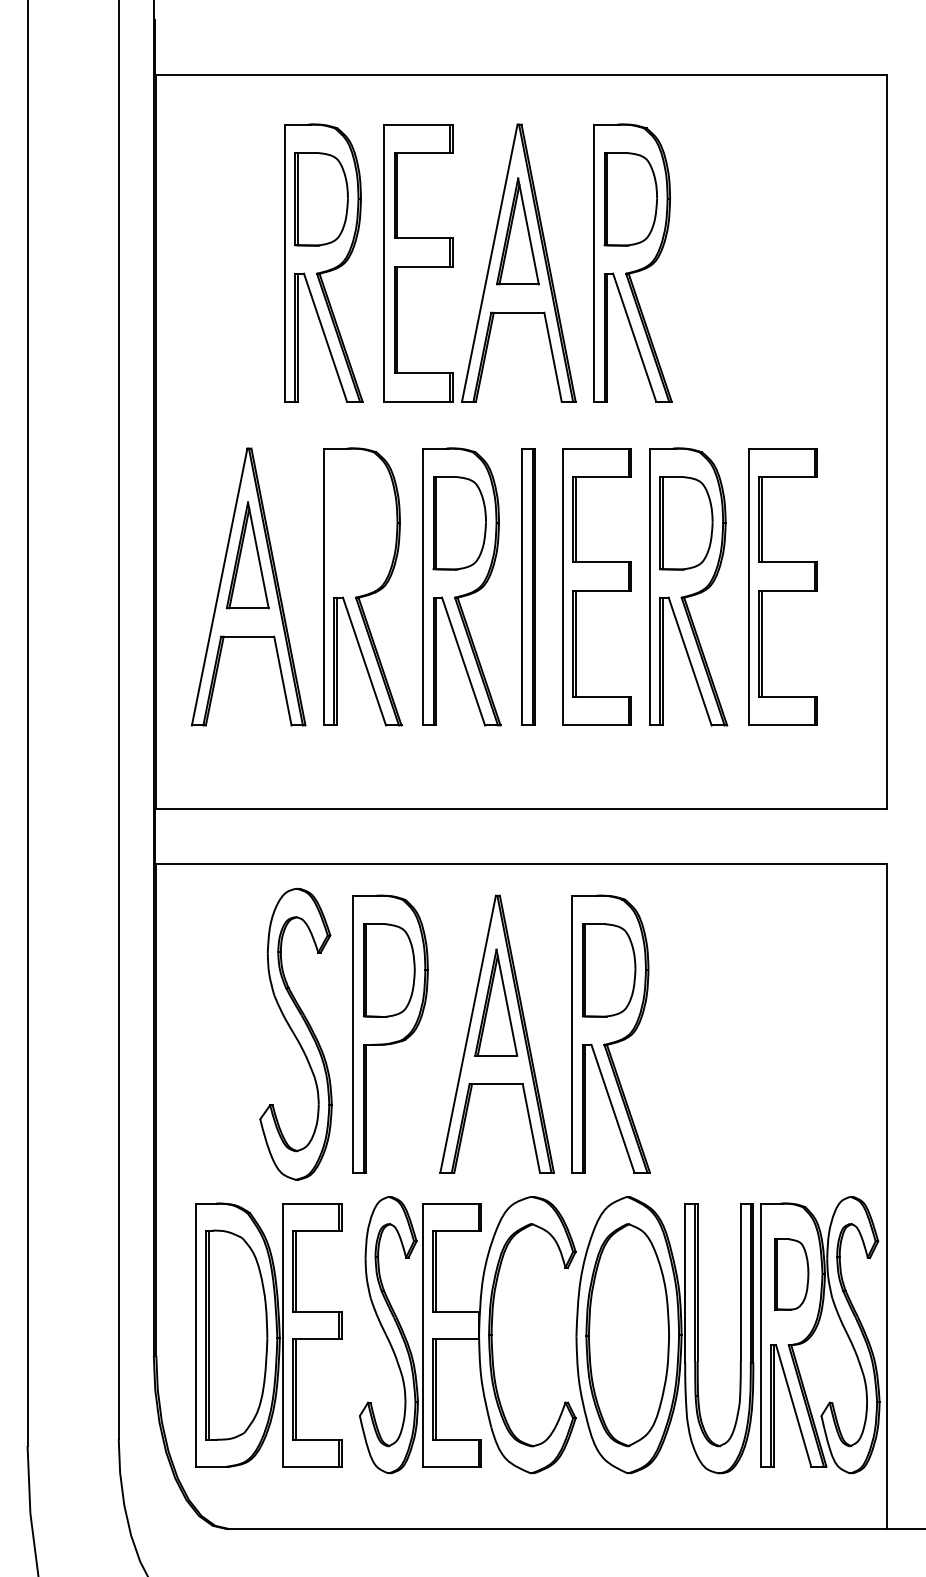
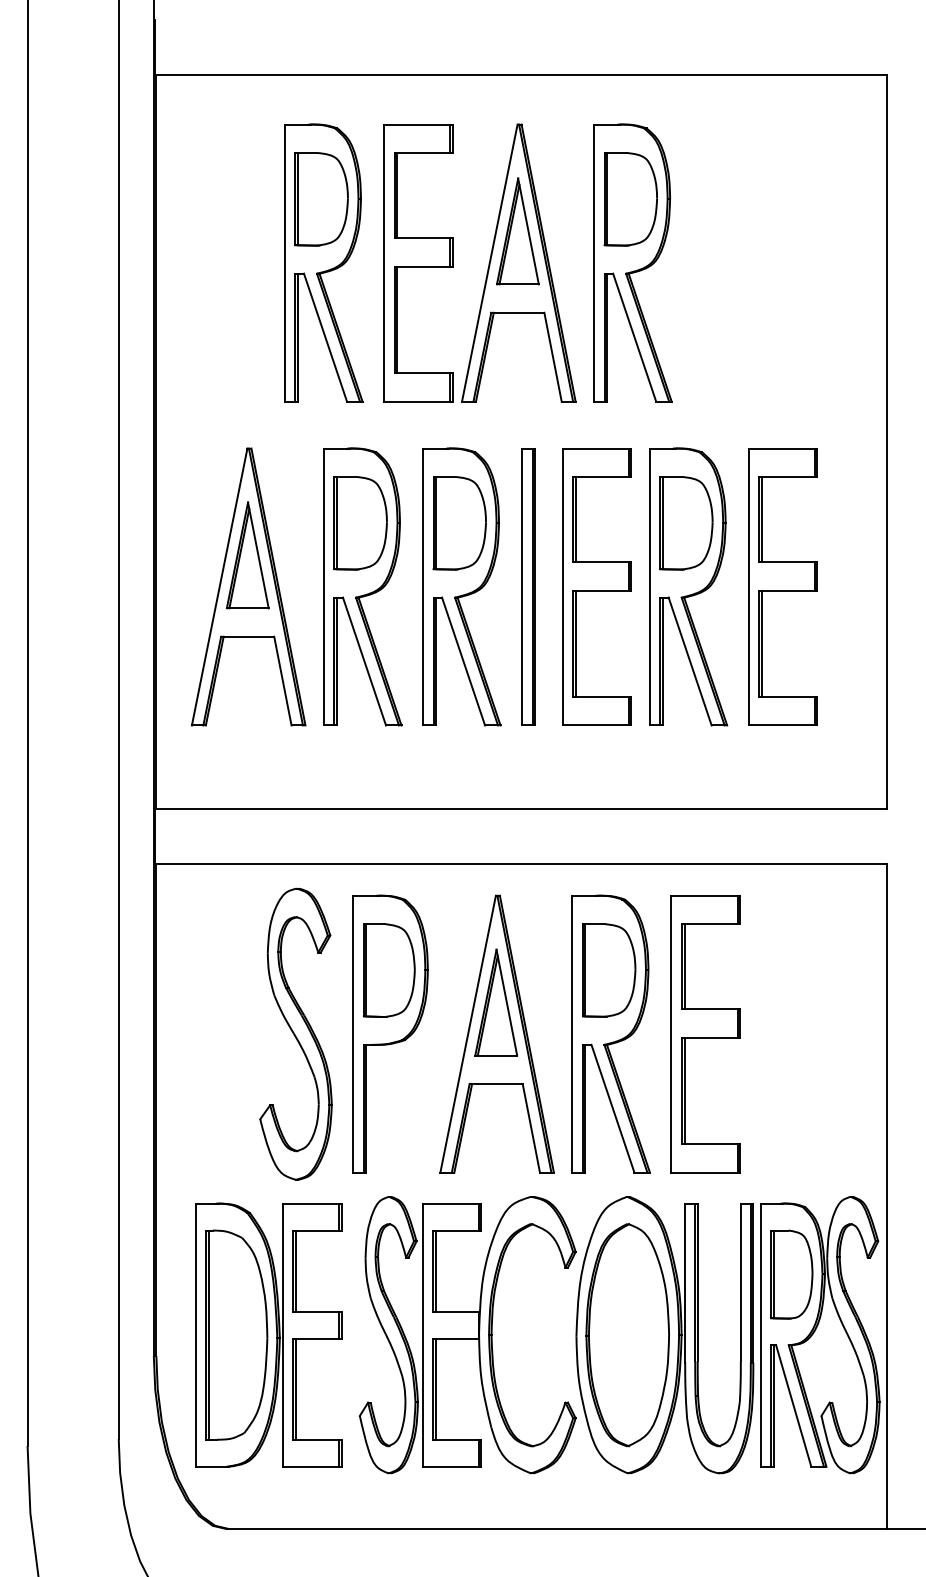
part: none -> present (360, 523)
part: none -> present (705, 1034)
part size: 36x73 px -> 44x91 px (791, 1274)
